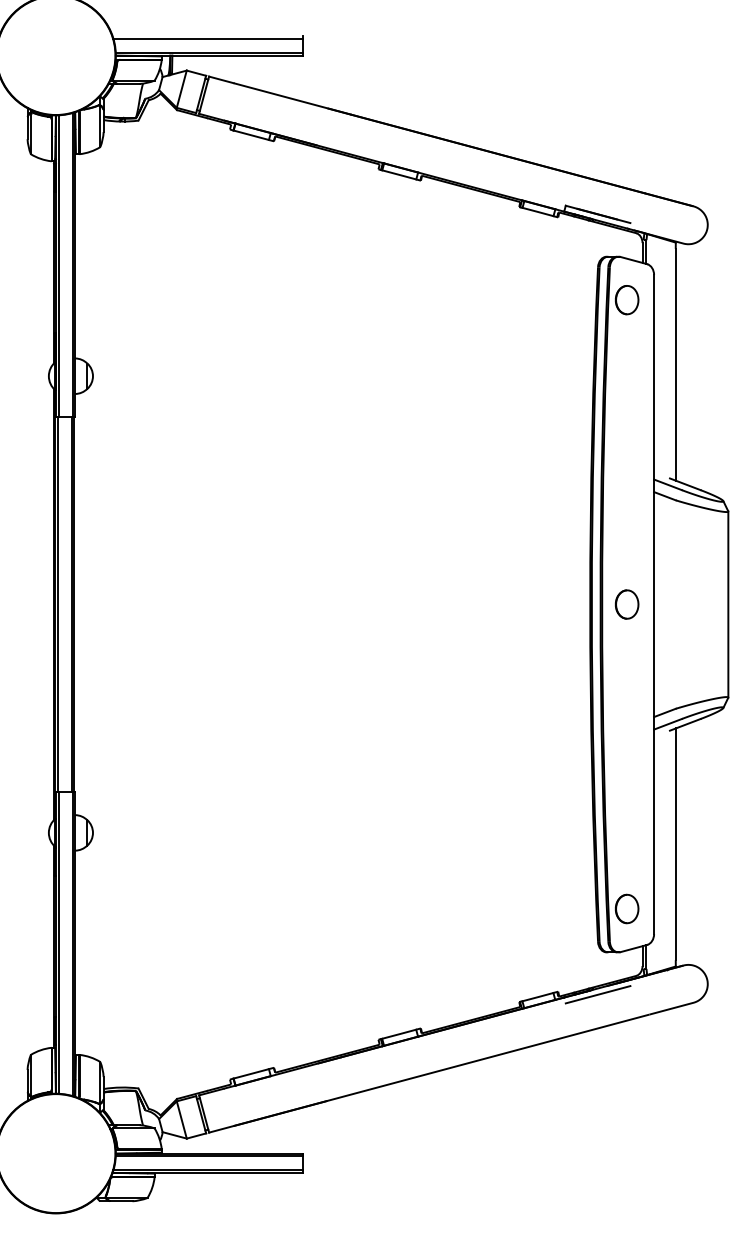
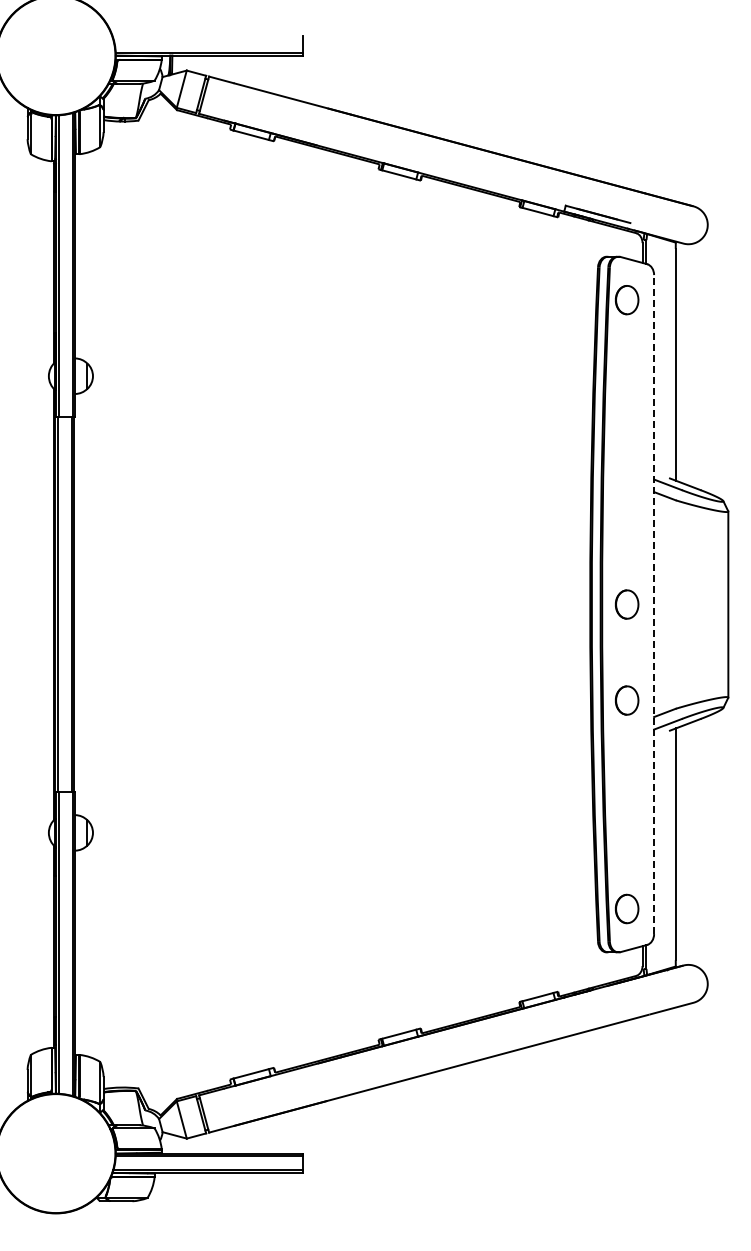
line: present -> none (208, 38)
line: solid -> dashed (654, 604)
part: none -> present (627, 700)
line: present -> none (597, 994)
